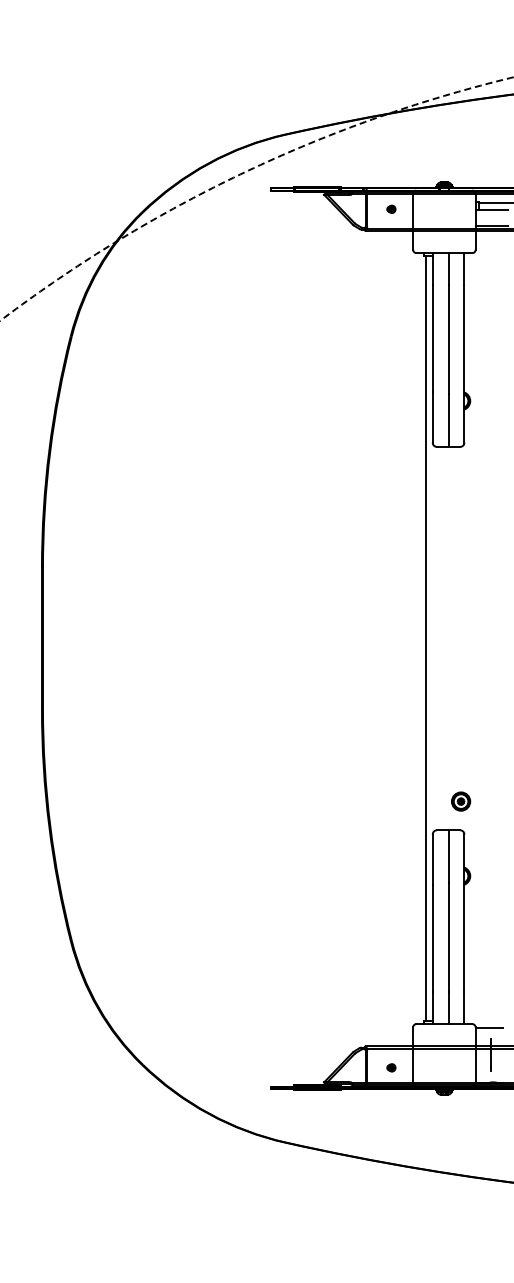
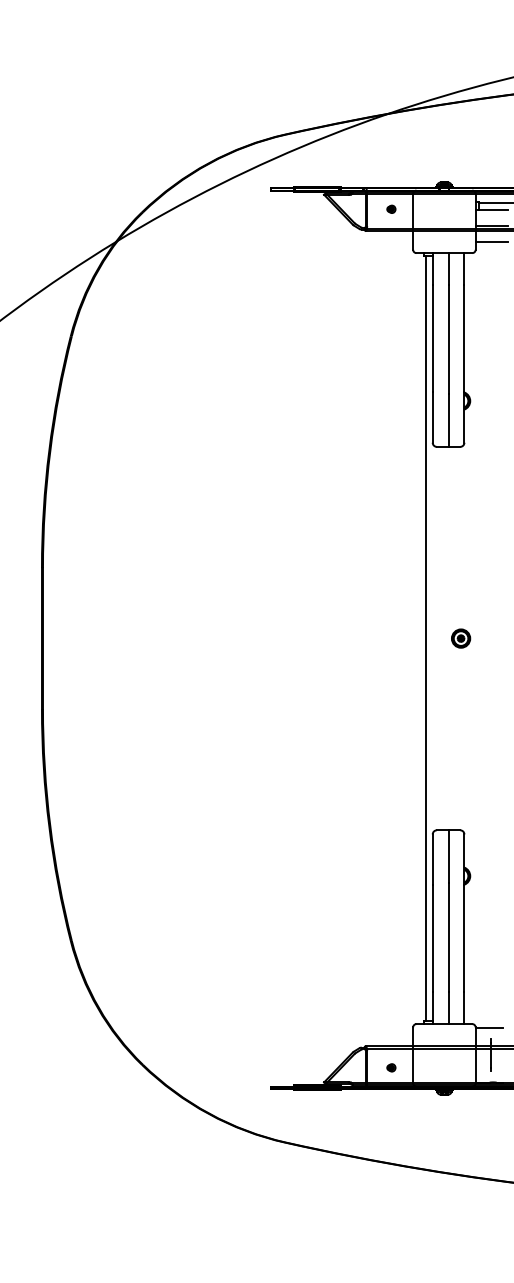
arc: dashed -> solid (247, 171)
line: none -> present (491, 241)
part position: (461, 801) -> (461, 638) (461, 638)
